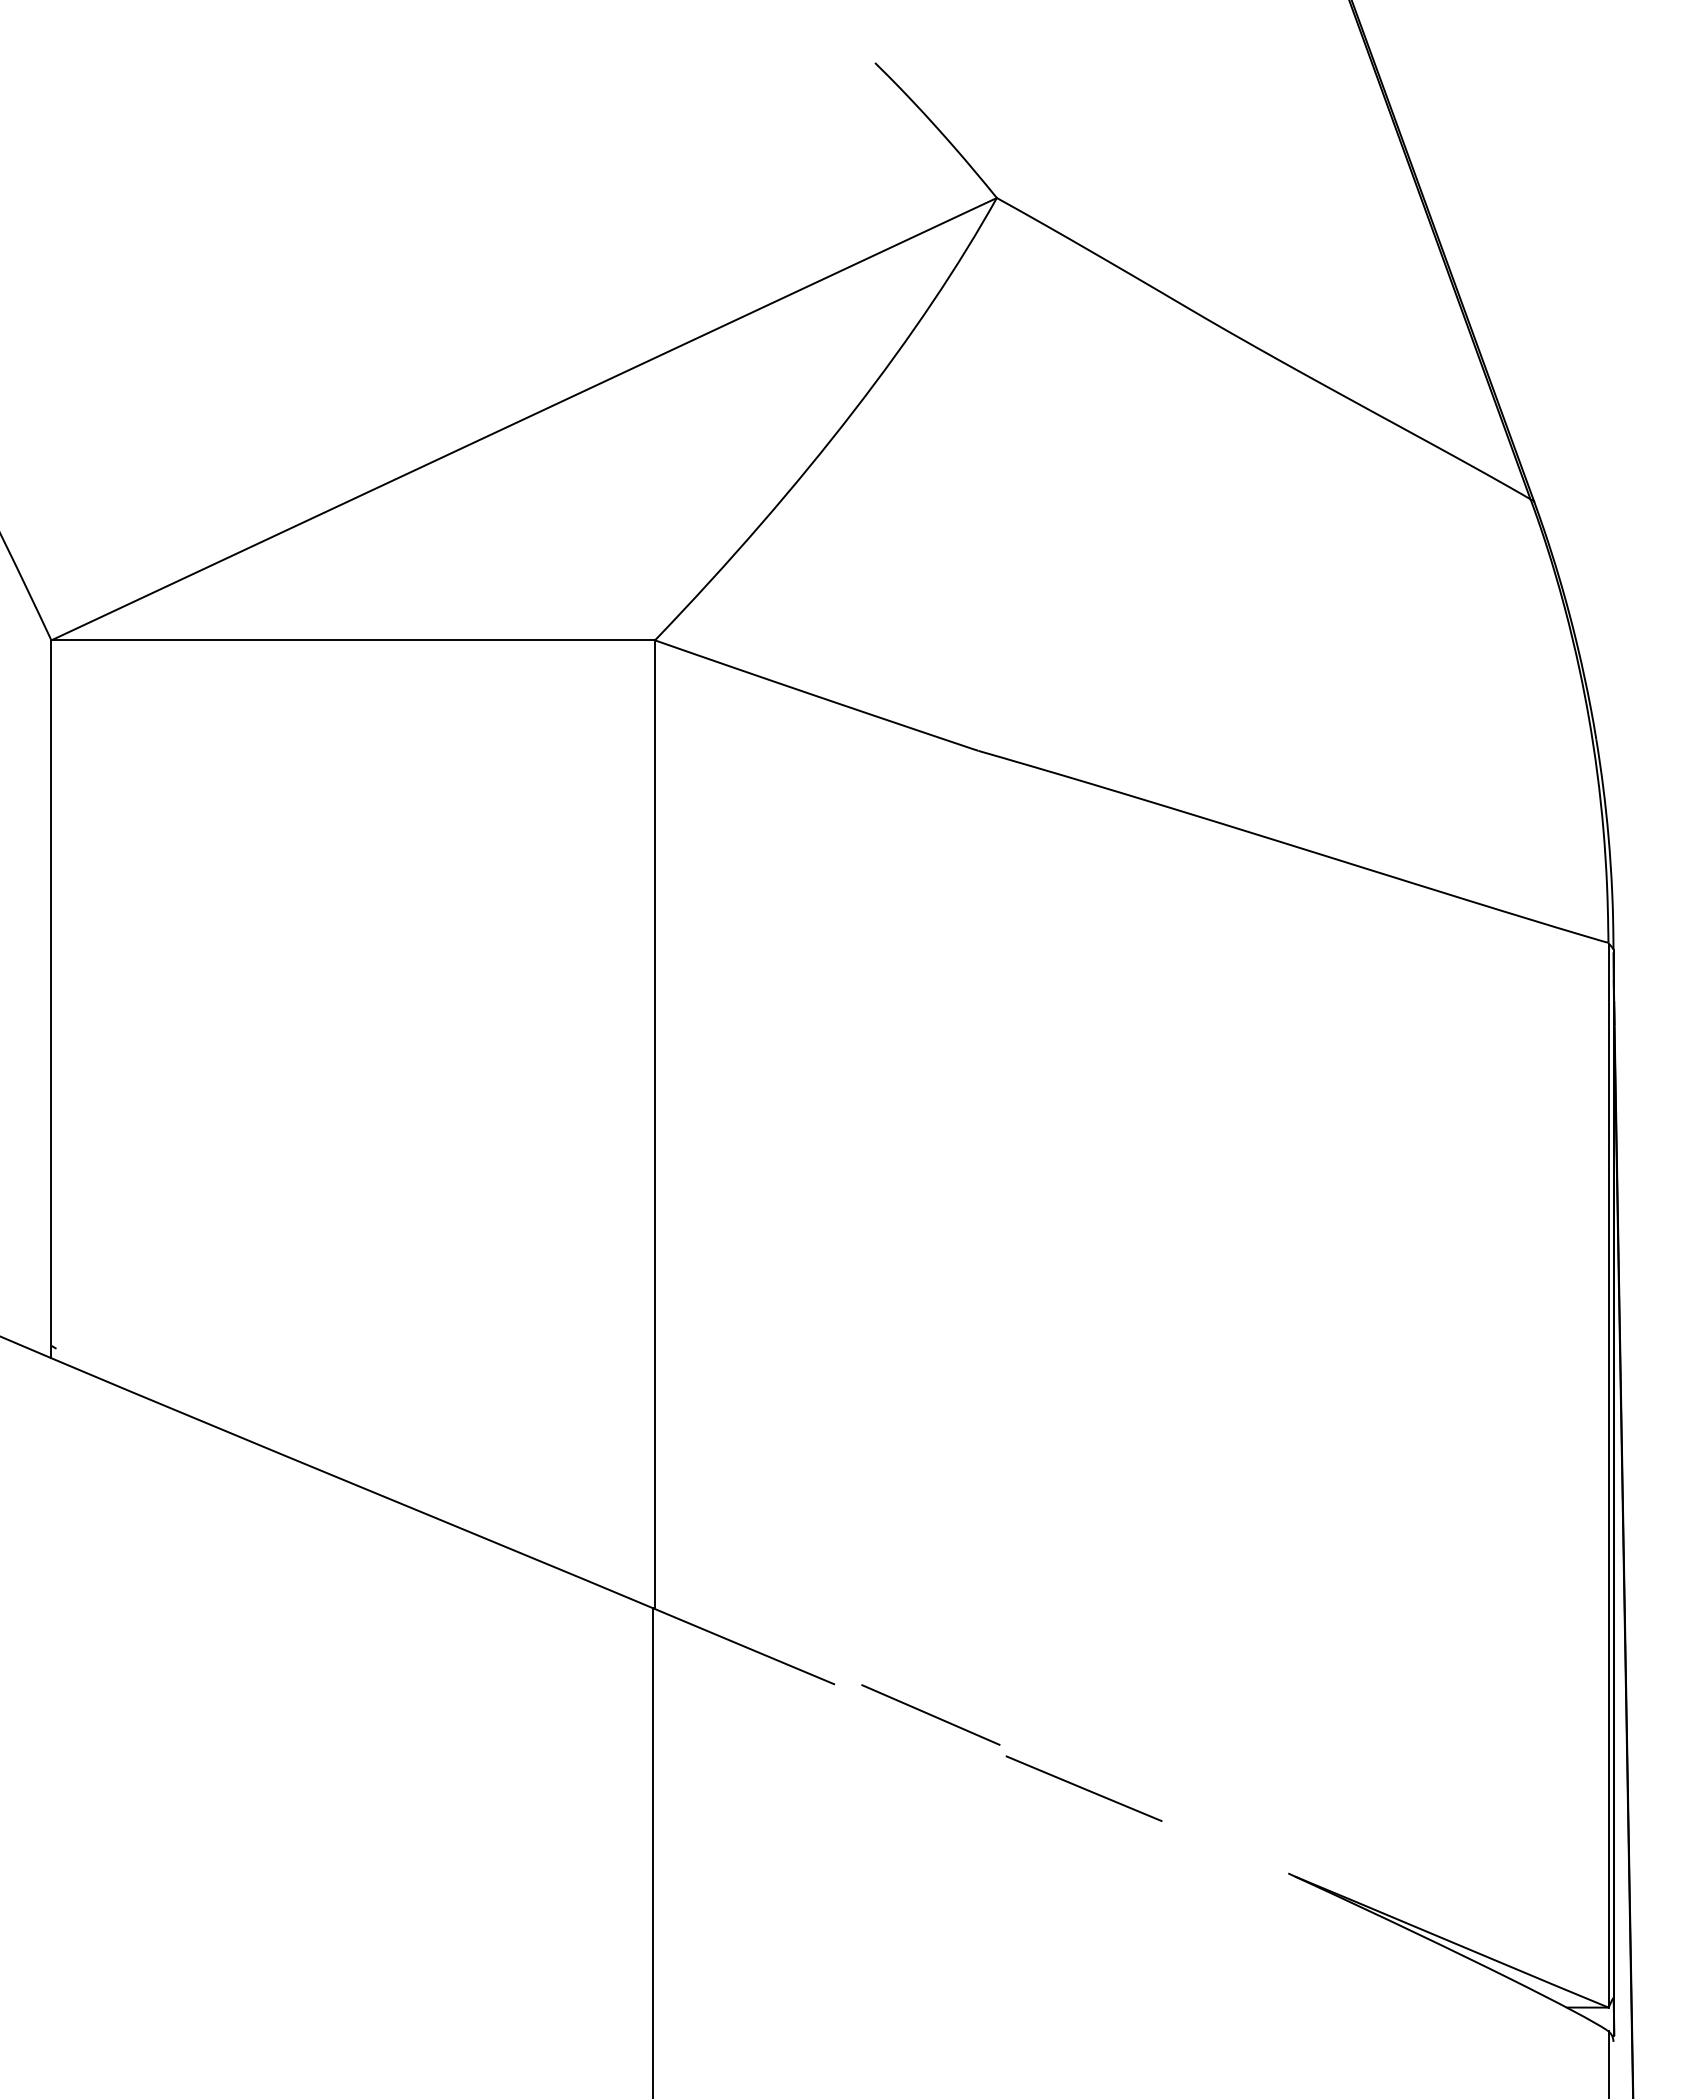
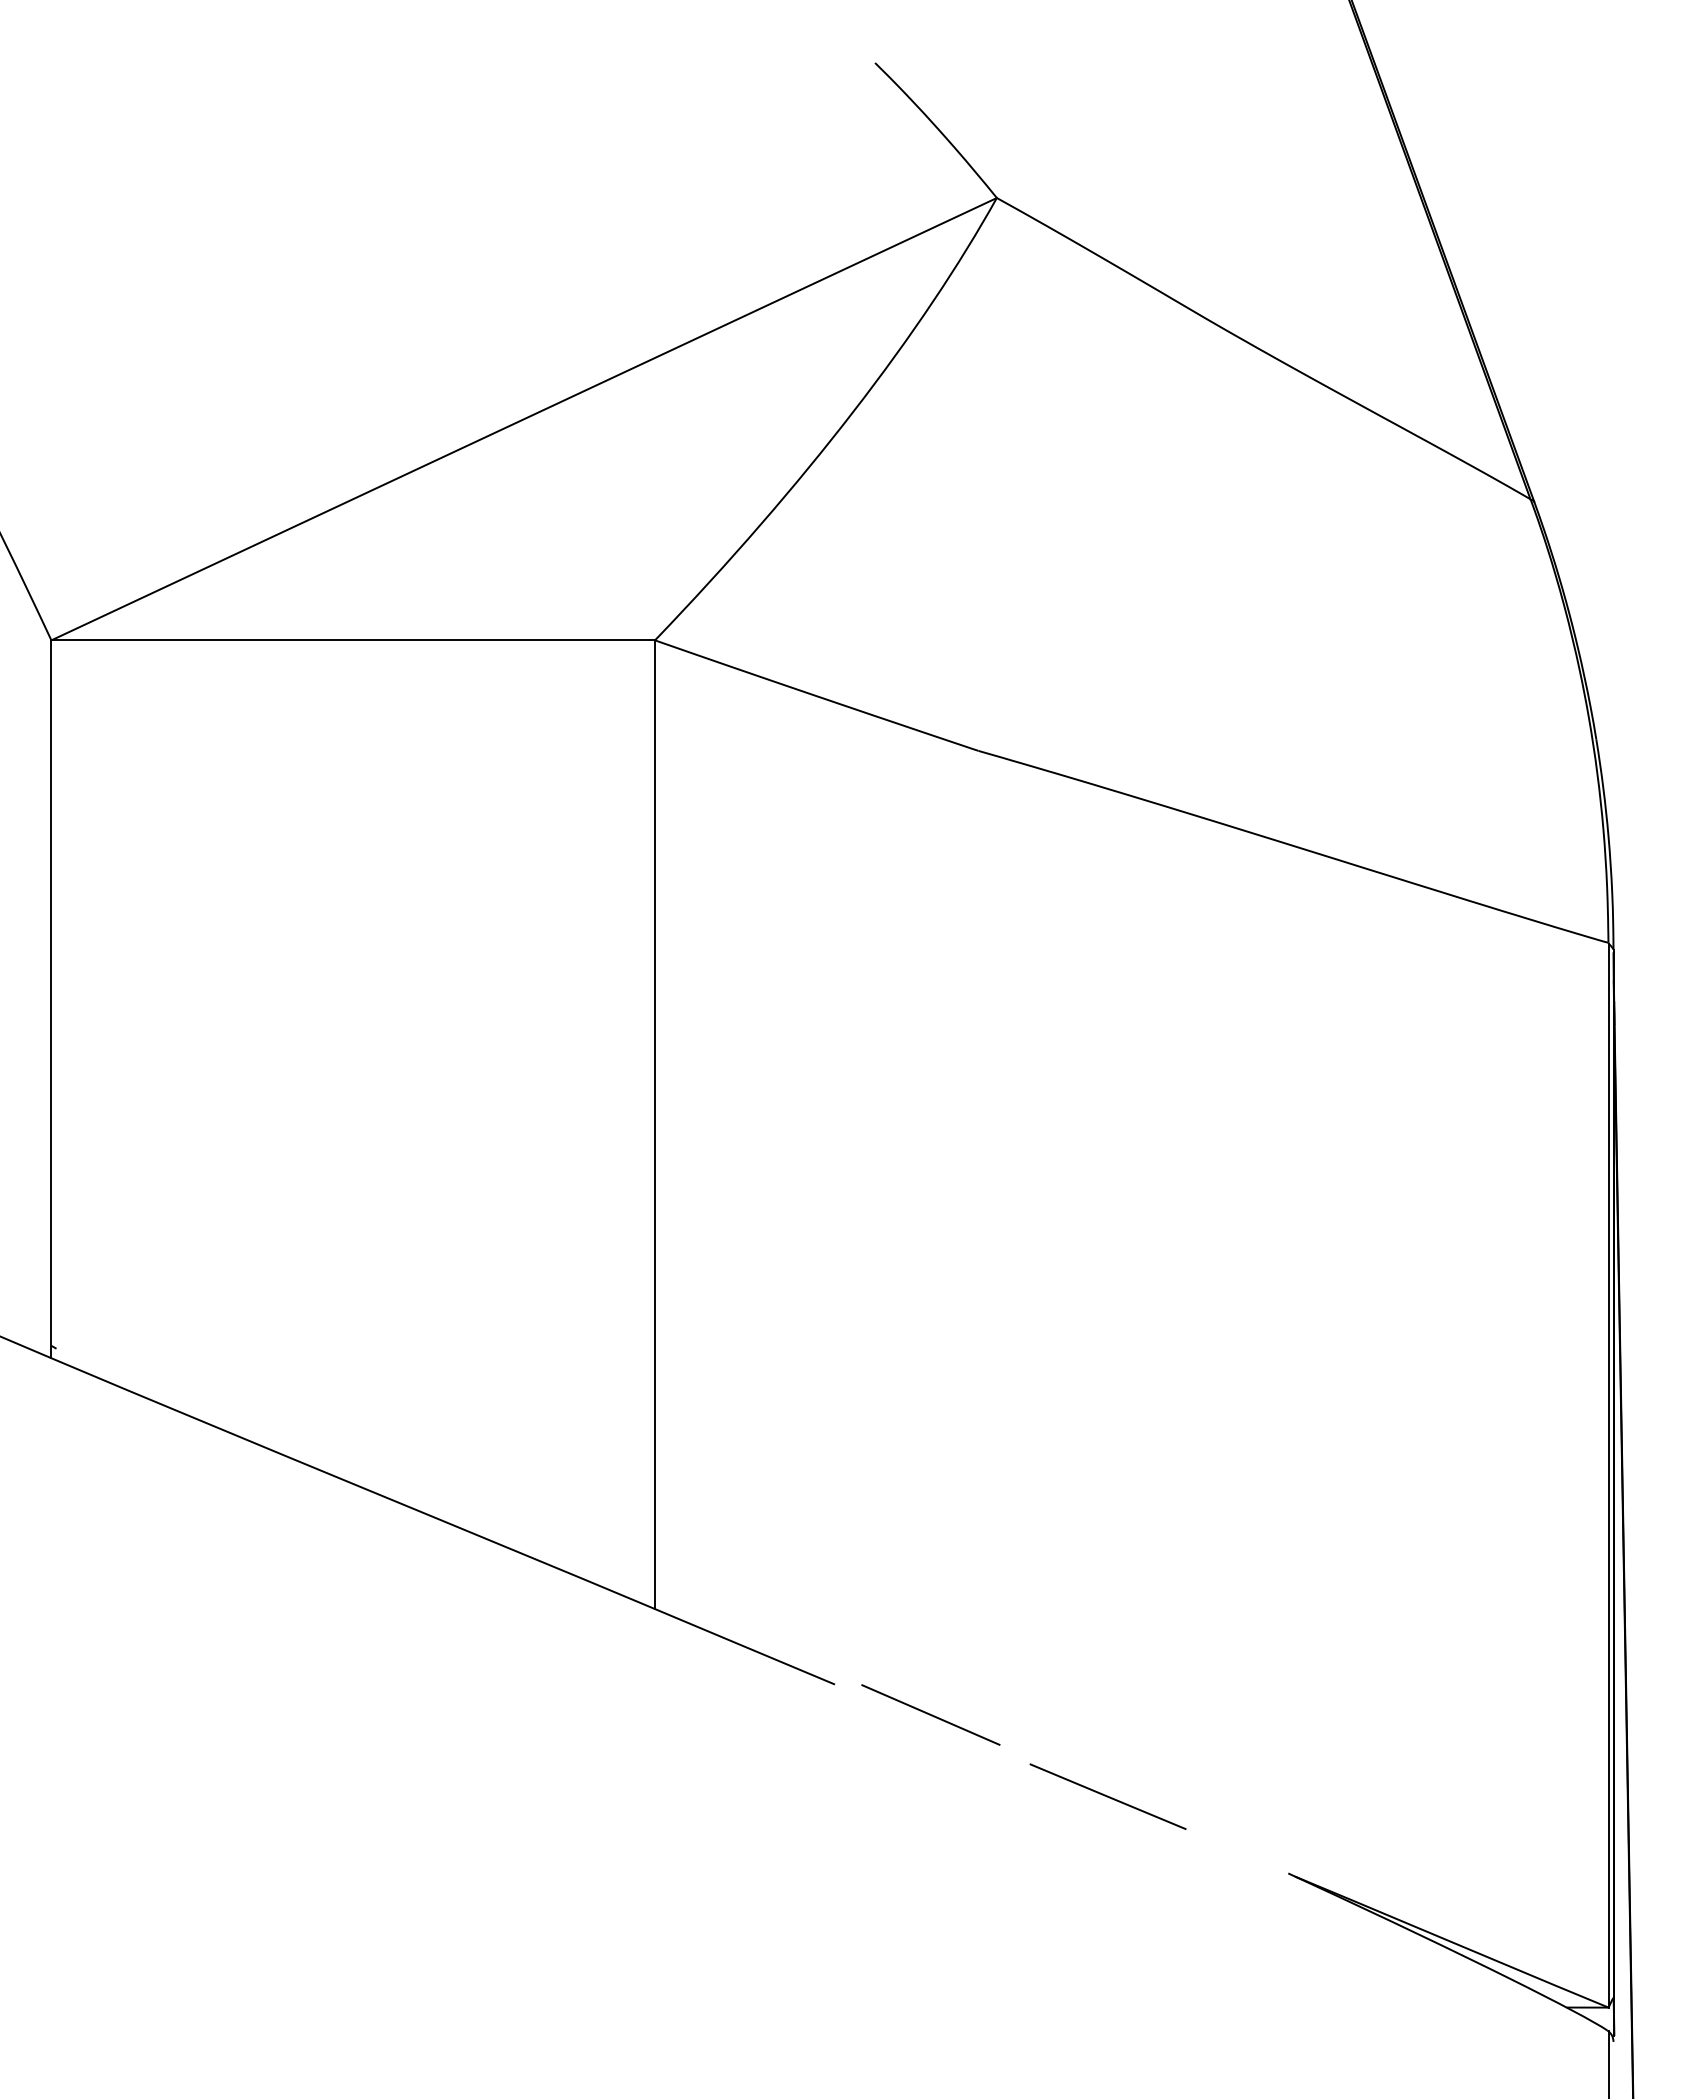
line position: (1083, 1788) -> (1107, 1796) (1107, 1796)
line: present -> none (652, 1851)
